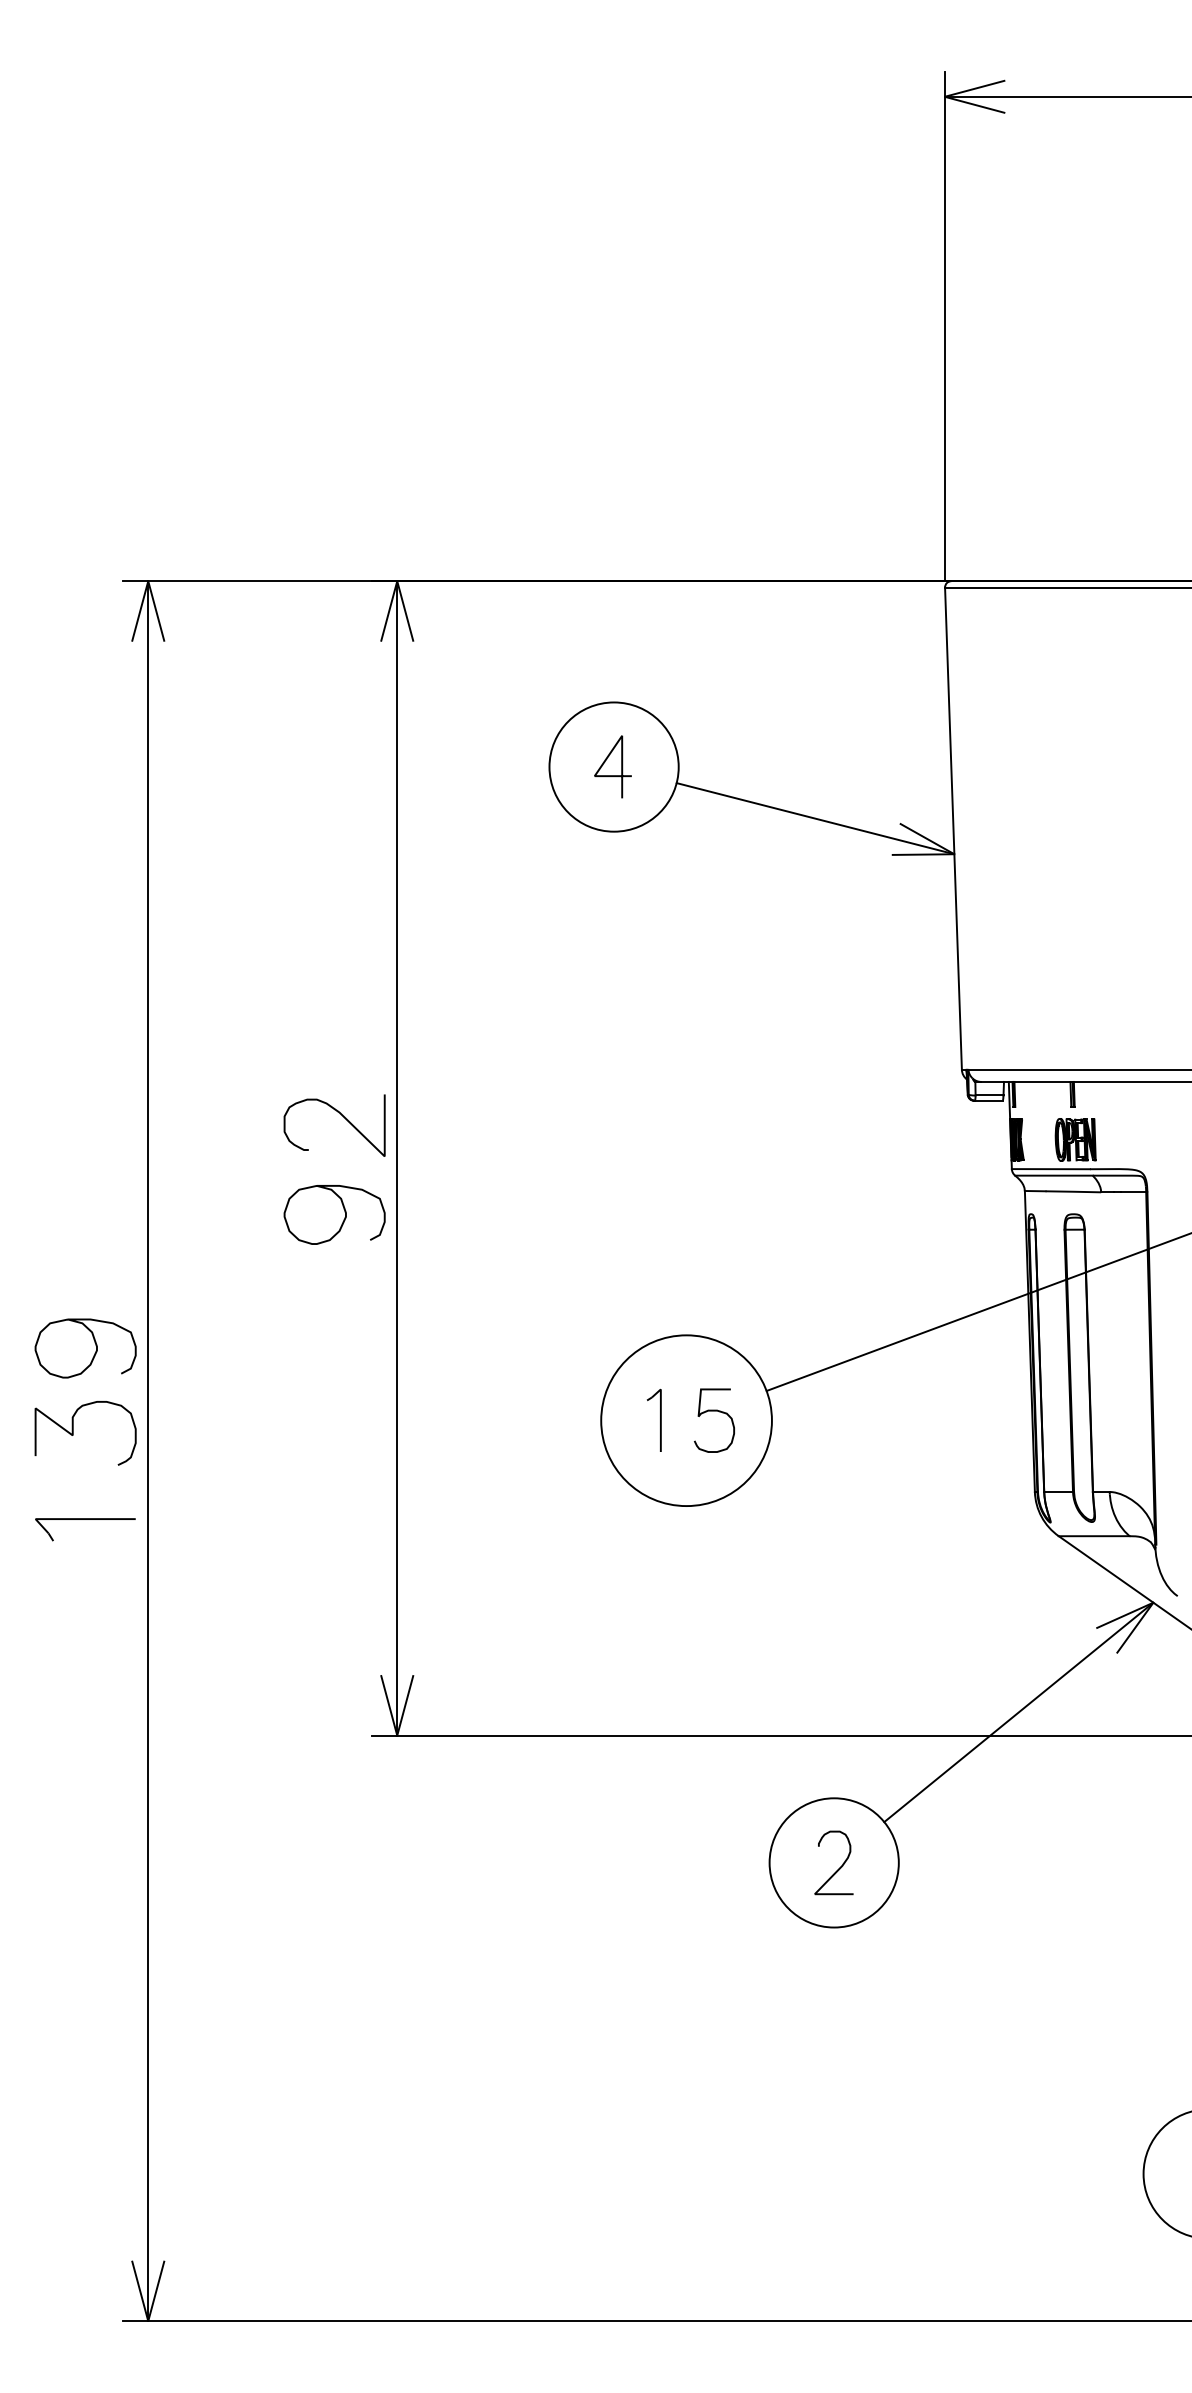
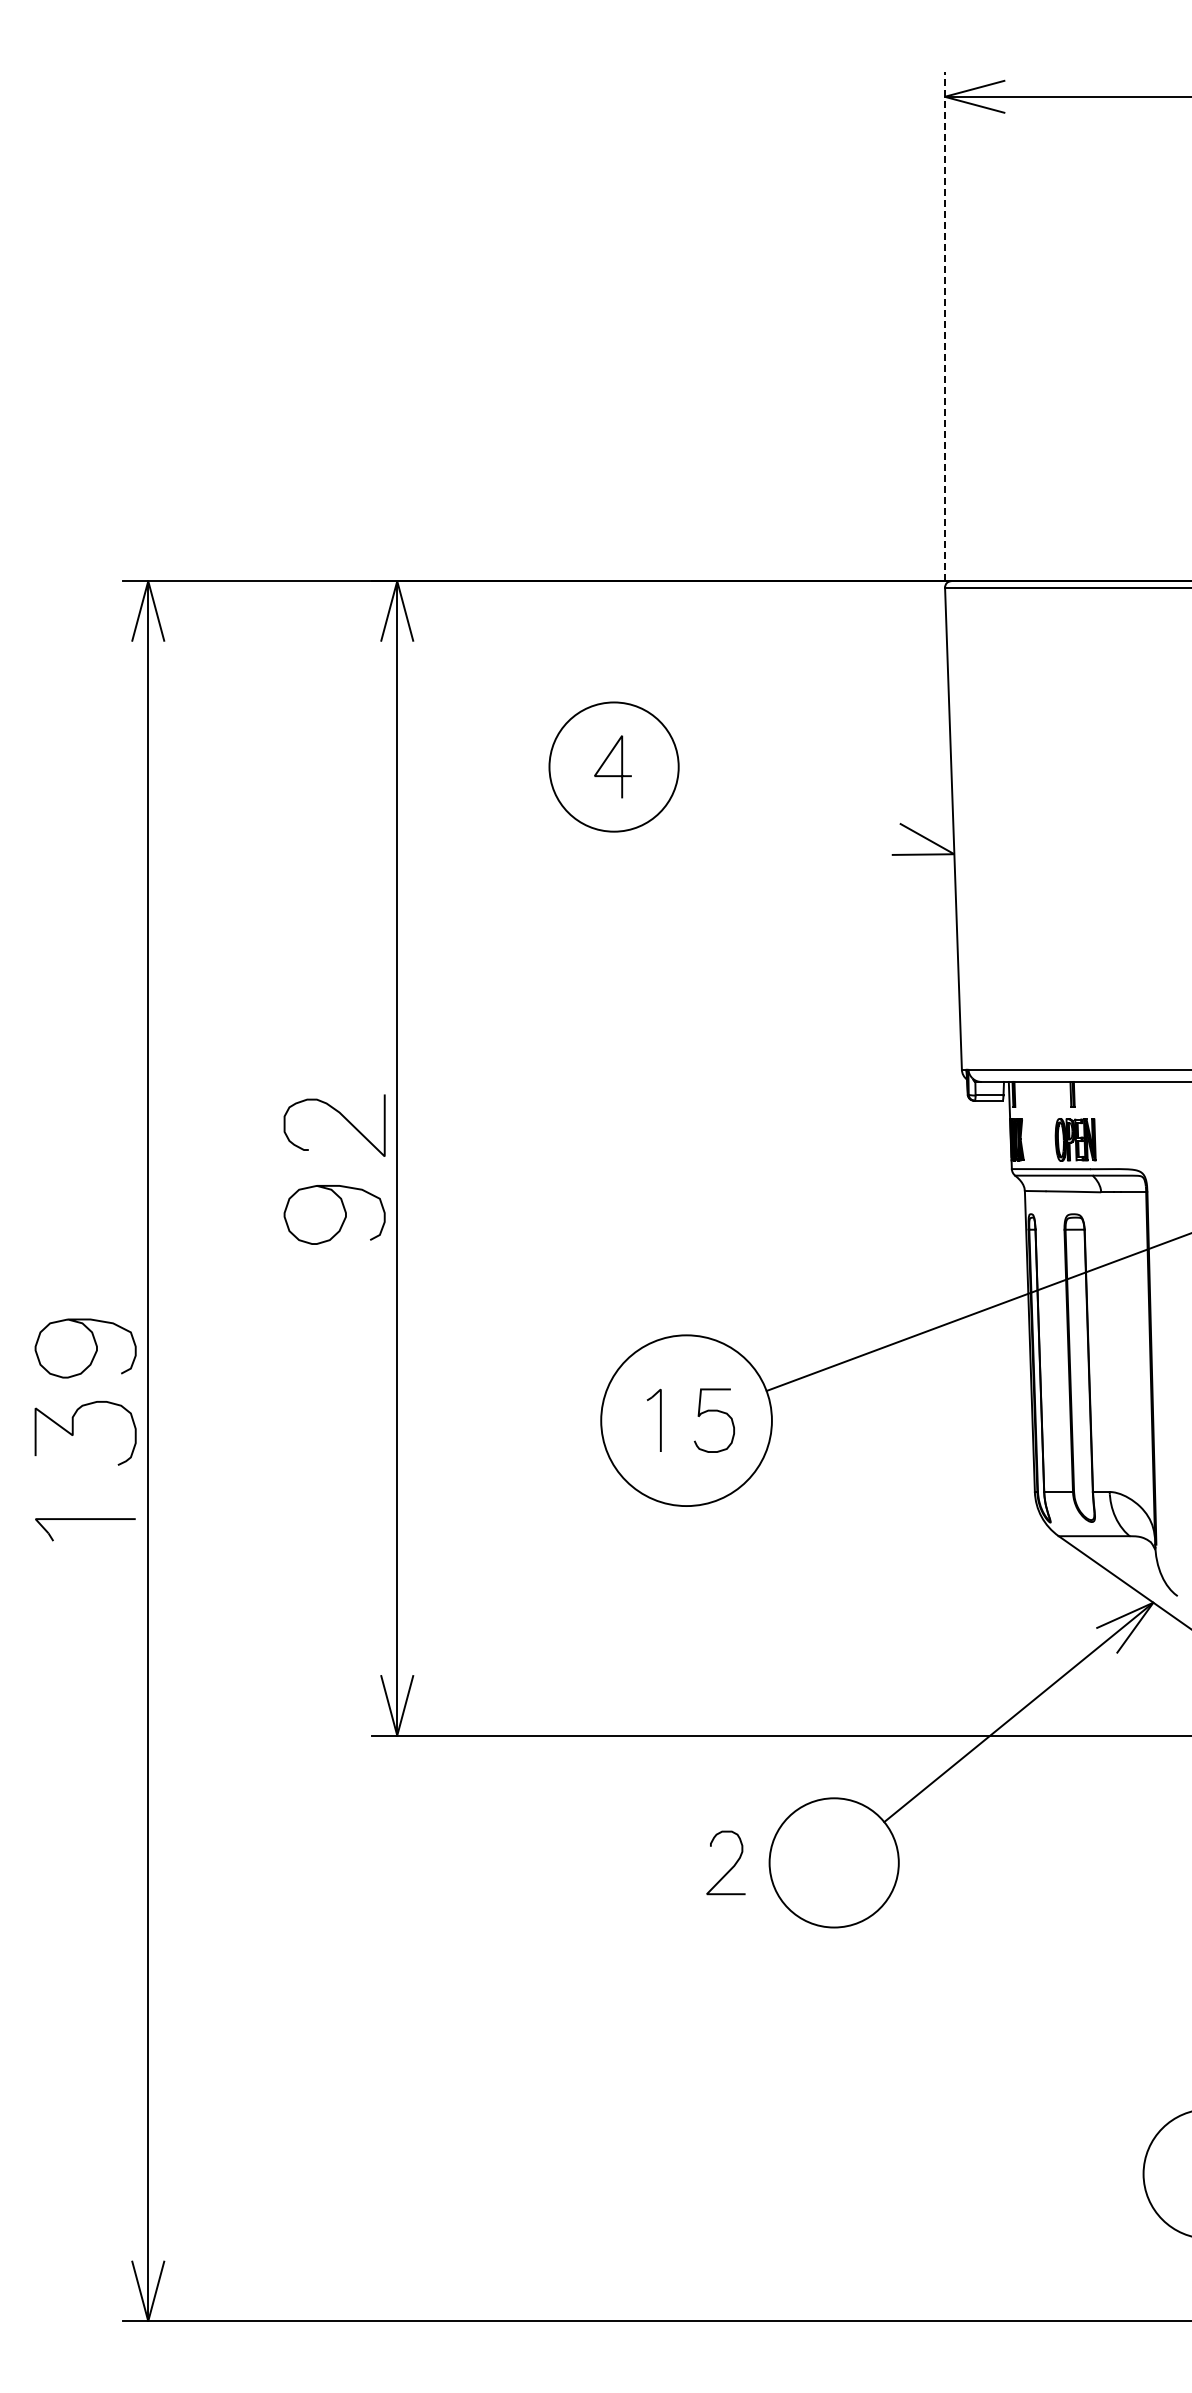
line: solid -> dashed (944, 326)
line: present -> none (815, 818)
curve position: (839, 1867) -> (731, 1867) (731, 1867)
